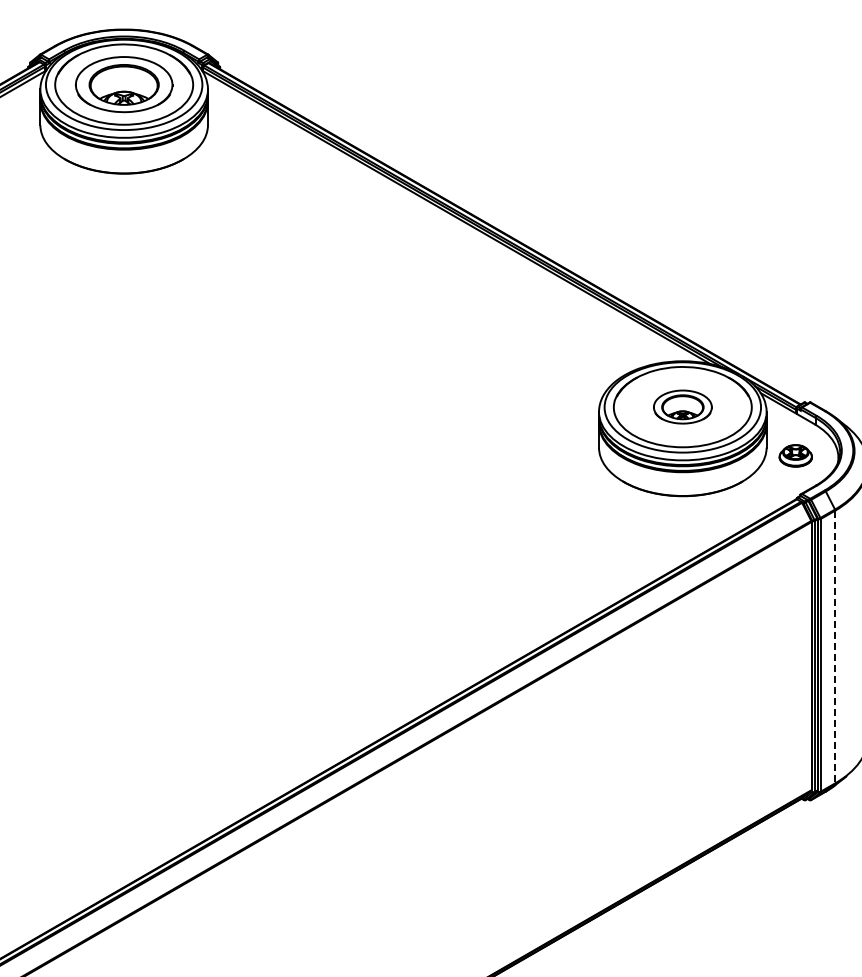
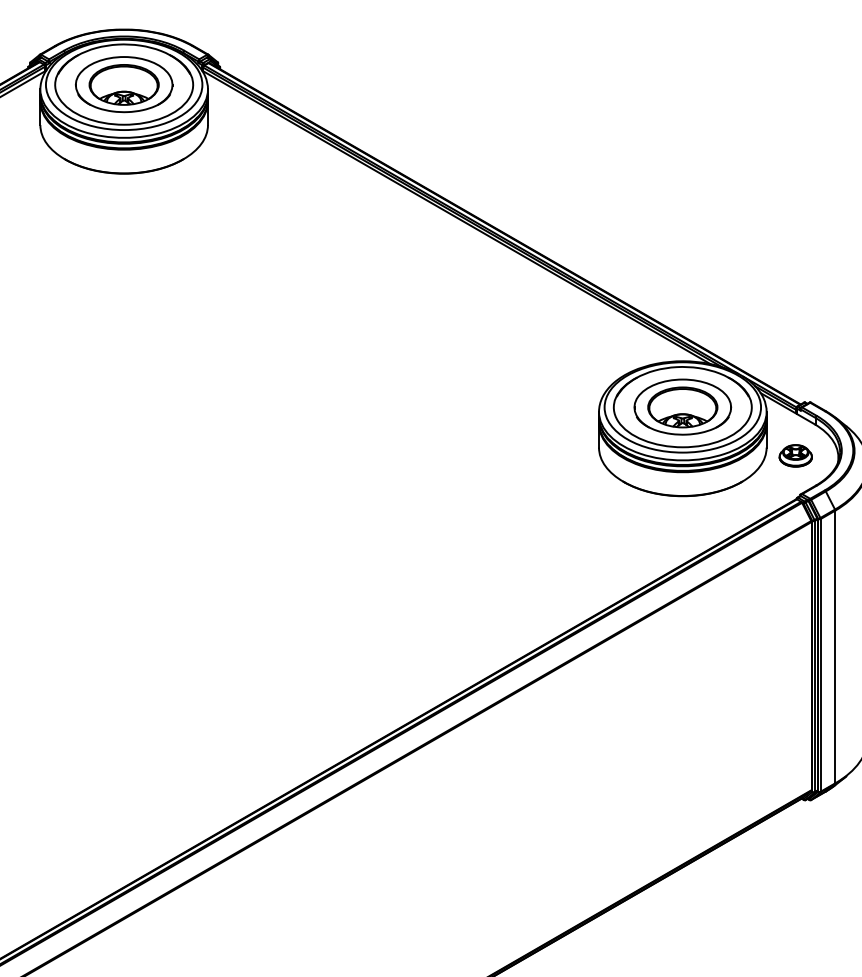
part size: 60x36 px -> 100x58 px (682, 406)
line: dashed -> solid (835, 647)
